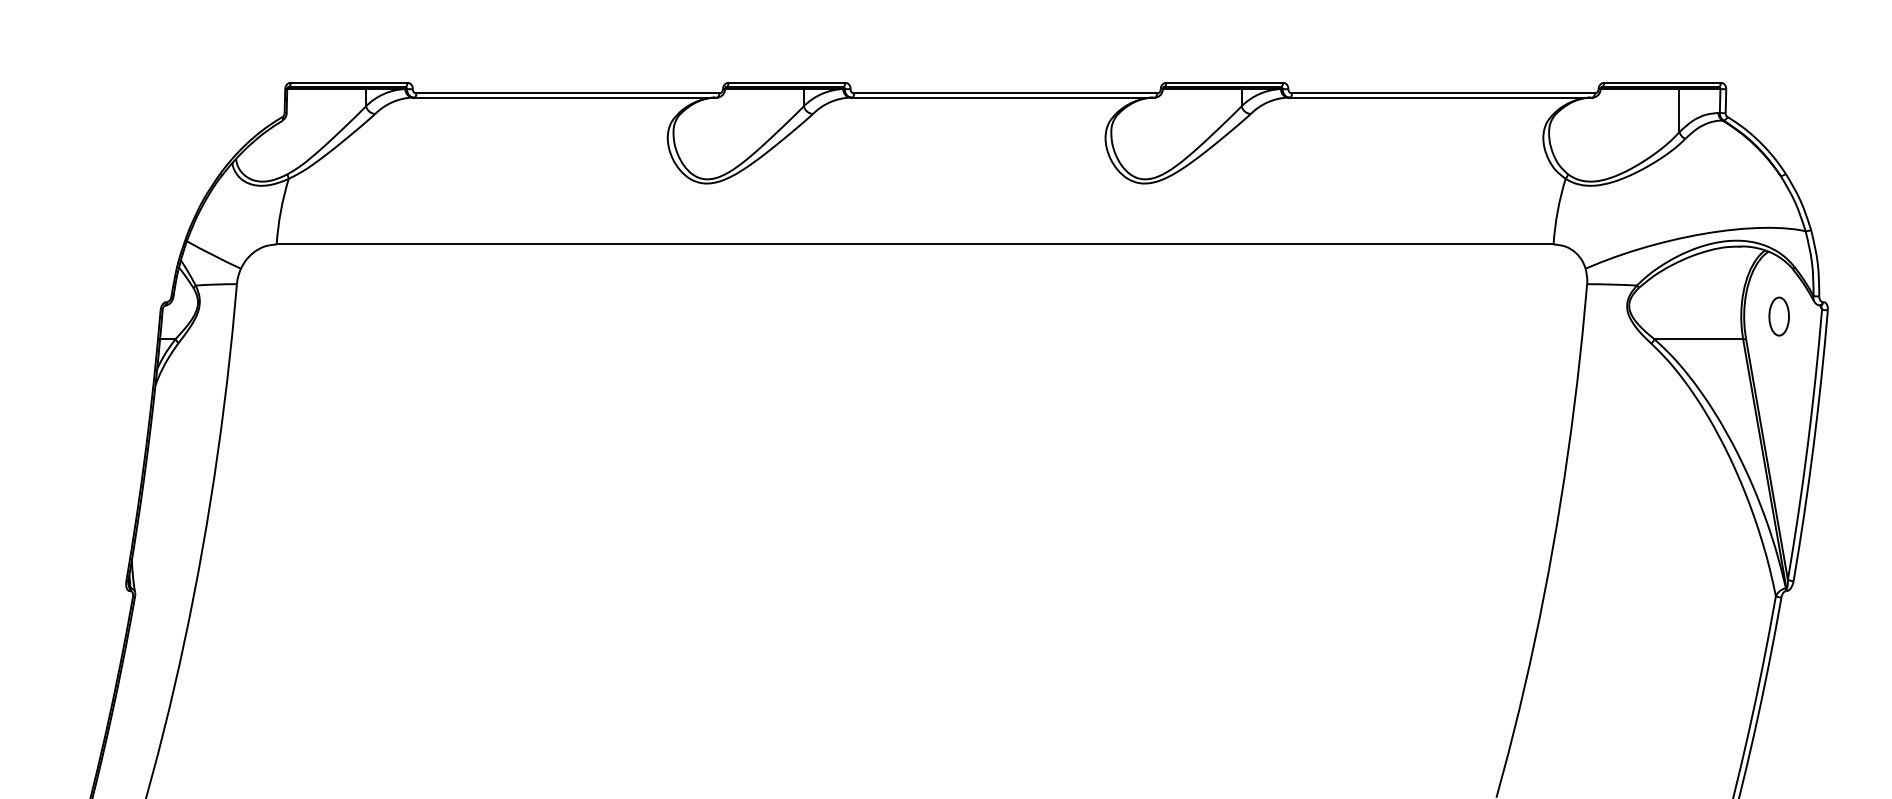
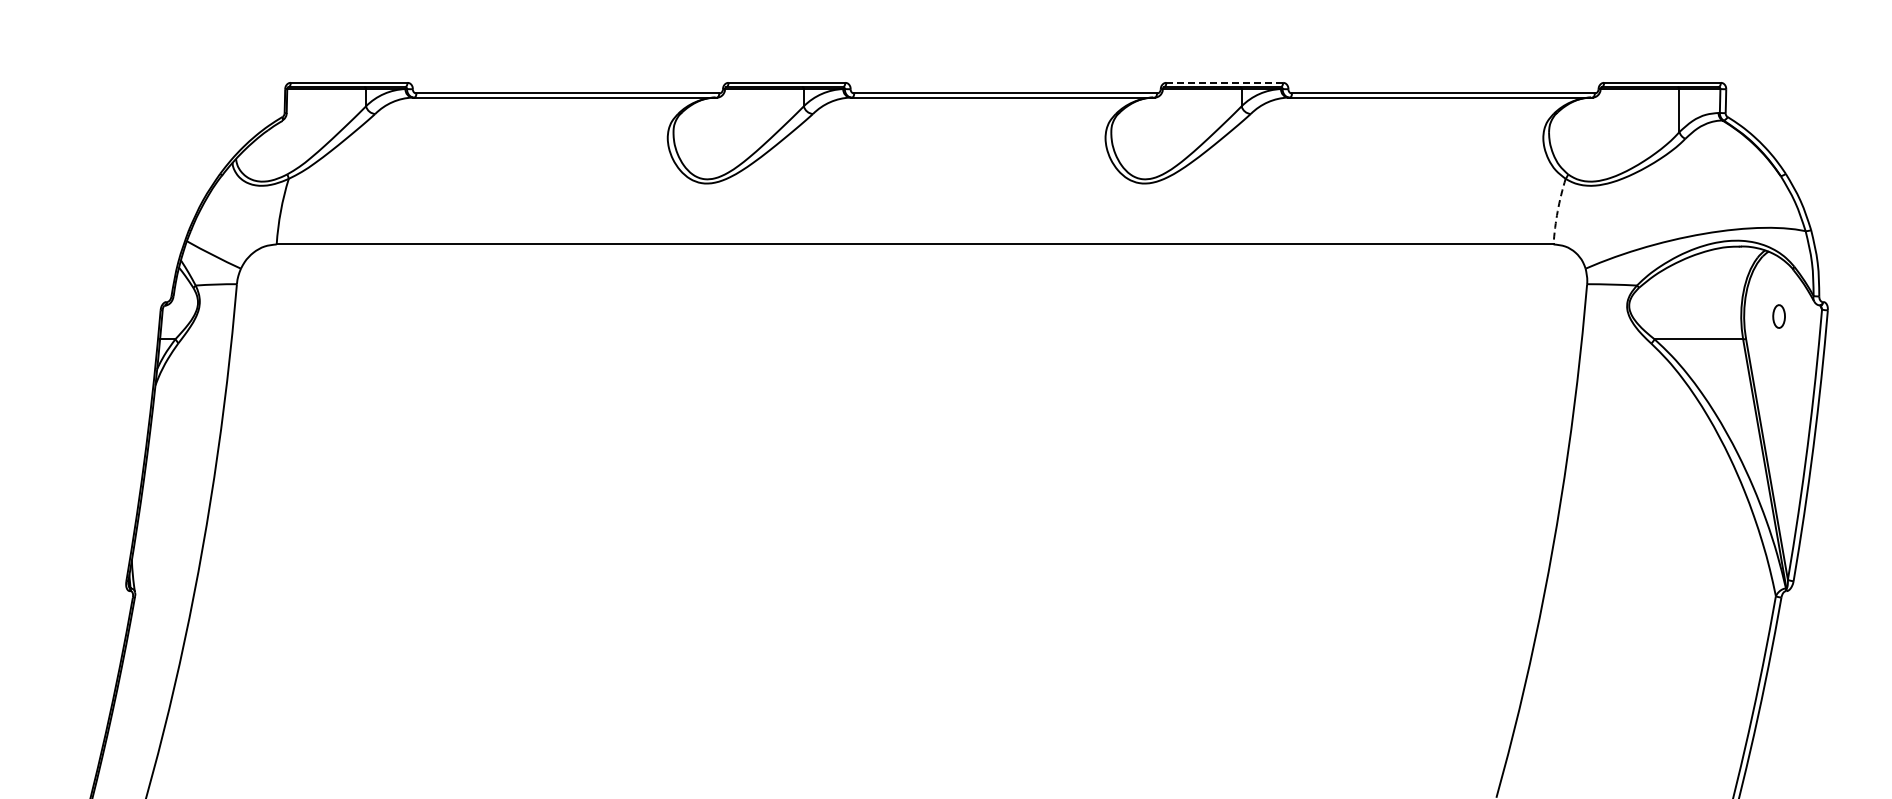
line: solid -> dashed (1224, 82)
arc: solid -> dashed (1557, 211)
part size: 22x41 px -> 14x25 px (1778, 316)
